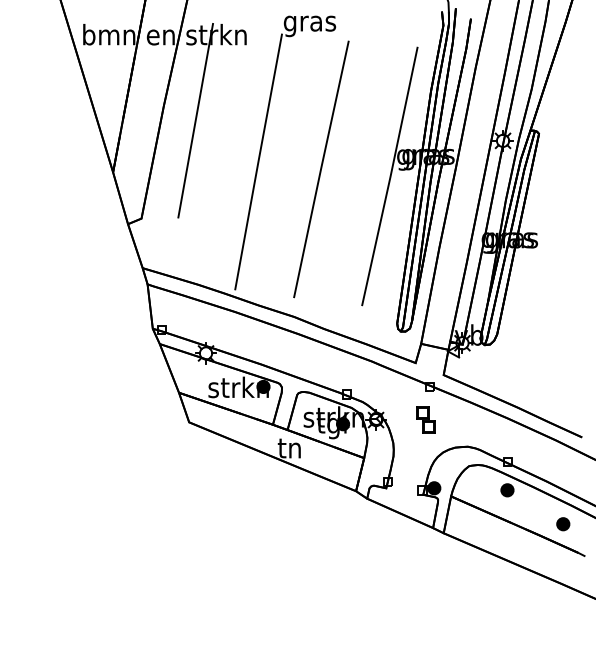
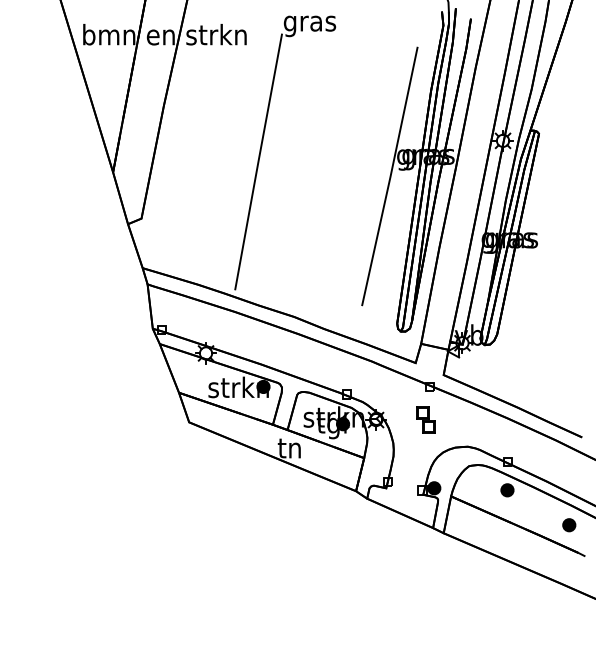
line: present -> none (195, 120)
line: present -> none (321, 169)
part position: (563, 524) -> (569, 525) (569, 525)
